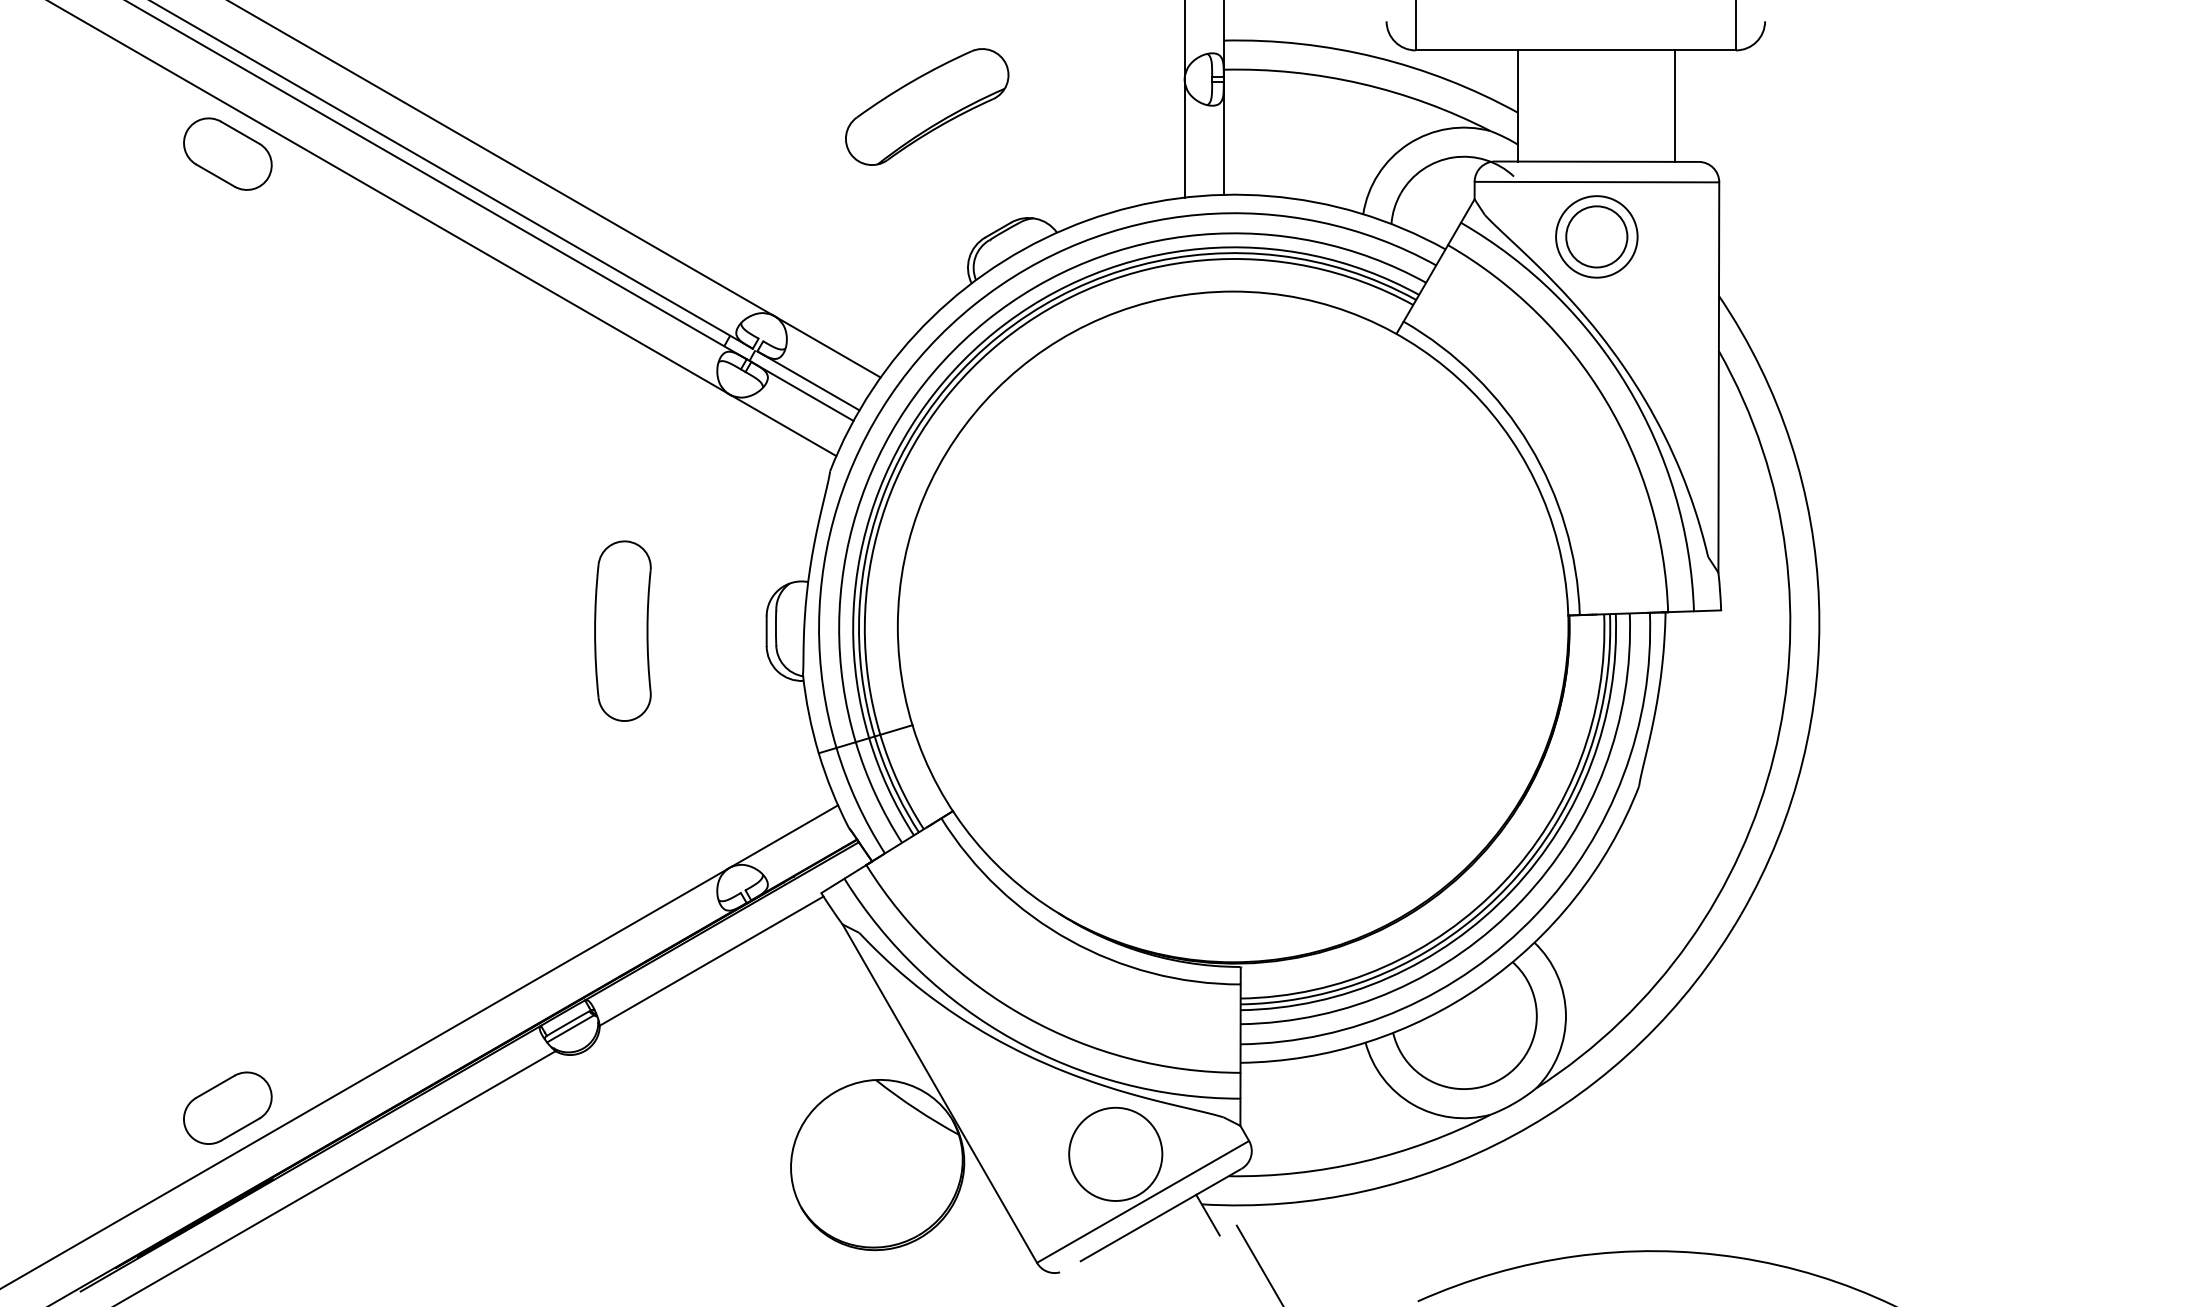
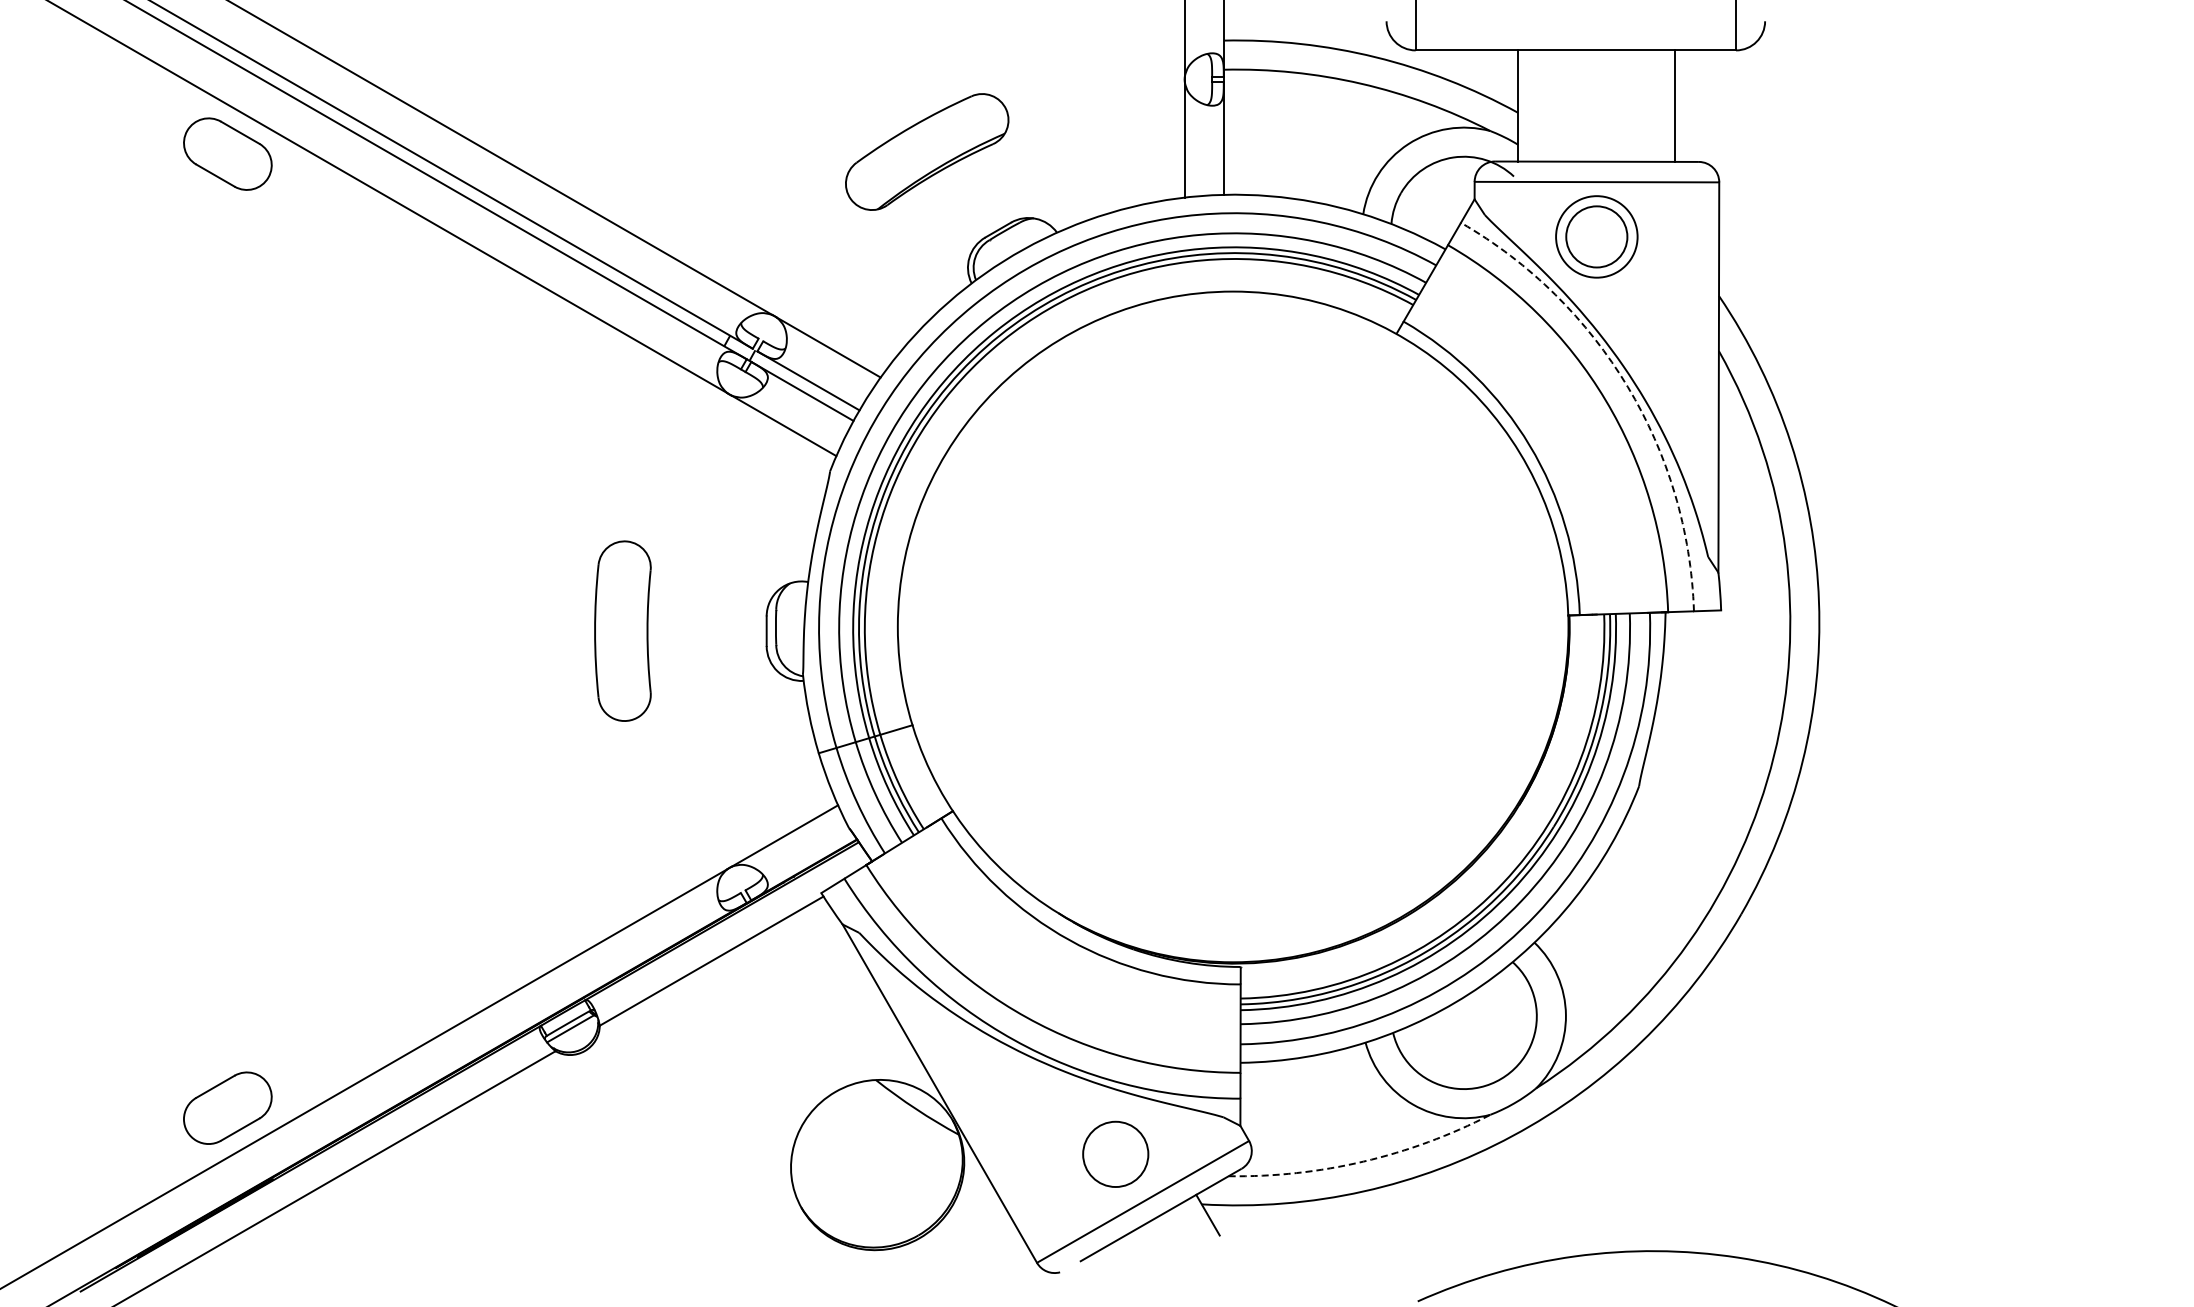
part position: (927, 106) -> (927, 151) (927, 151)
arc: solid -> dashed (1627, 386)
circle diameter: 93 px -> 65 px (1115, 1154)
arc: solid -> dashed (1363, 1161)
line: present -> none (1258, 1264)
